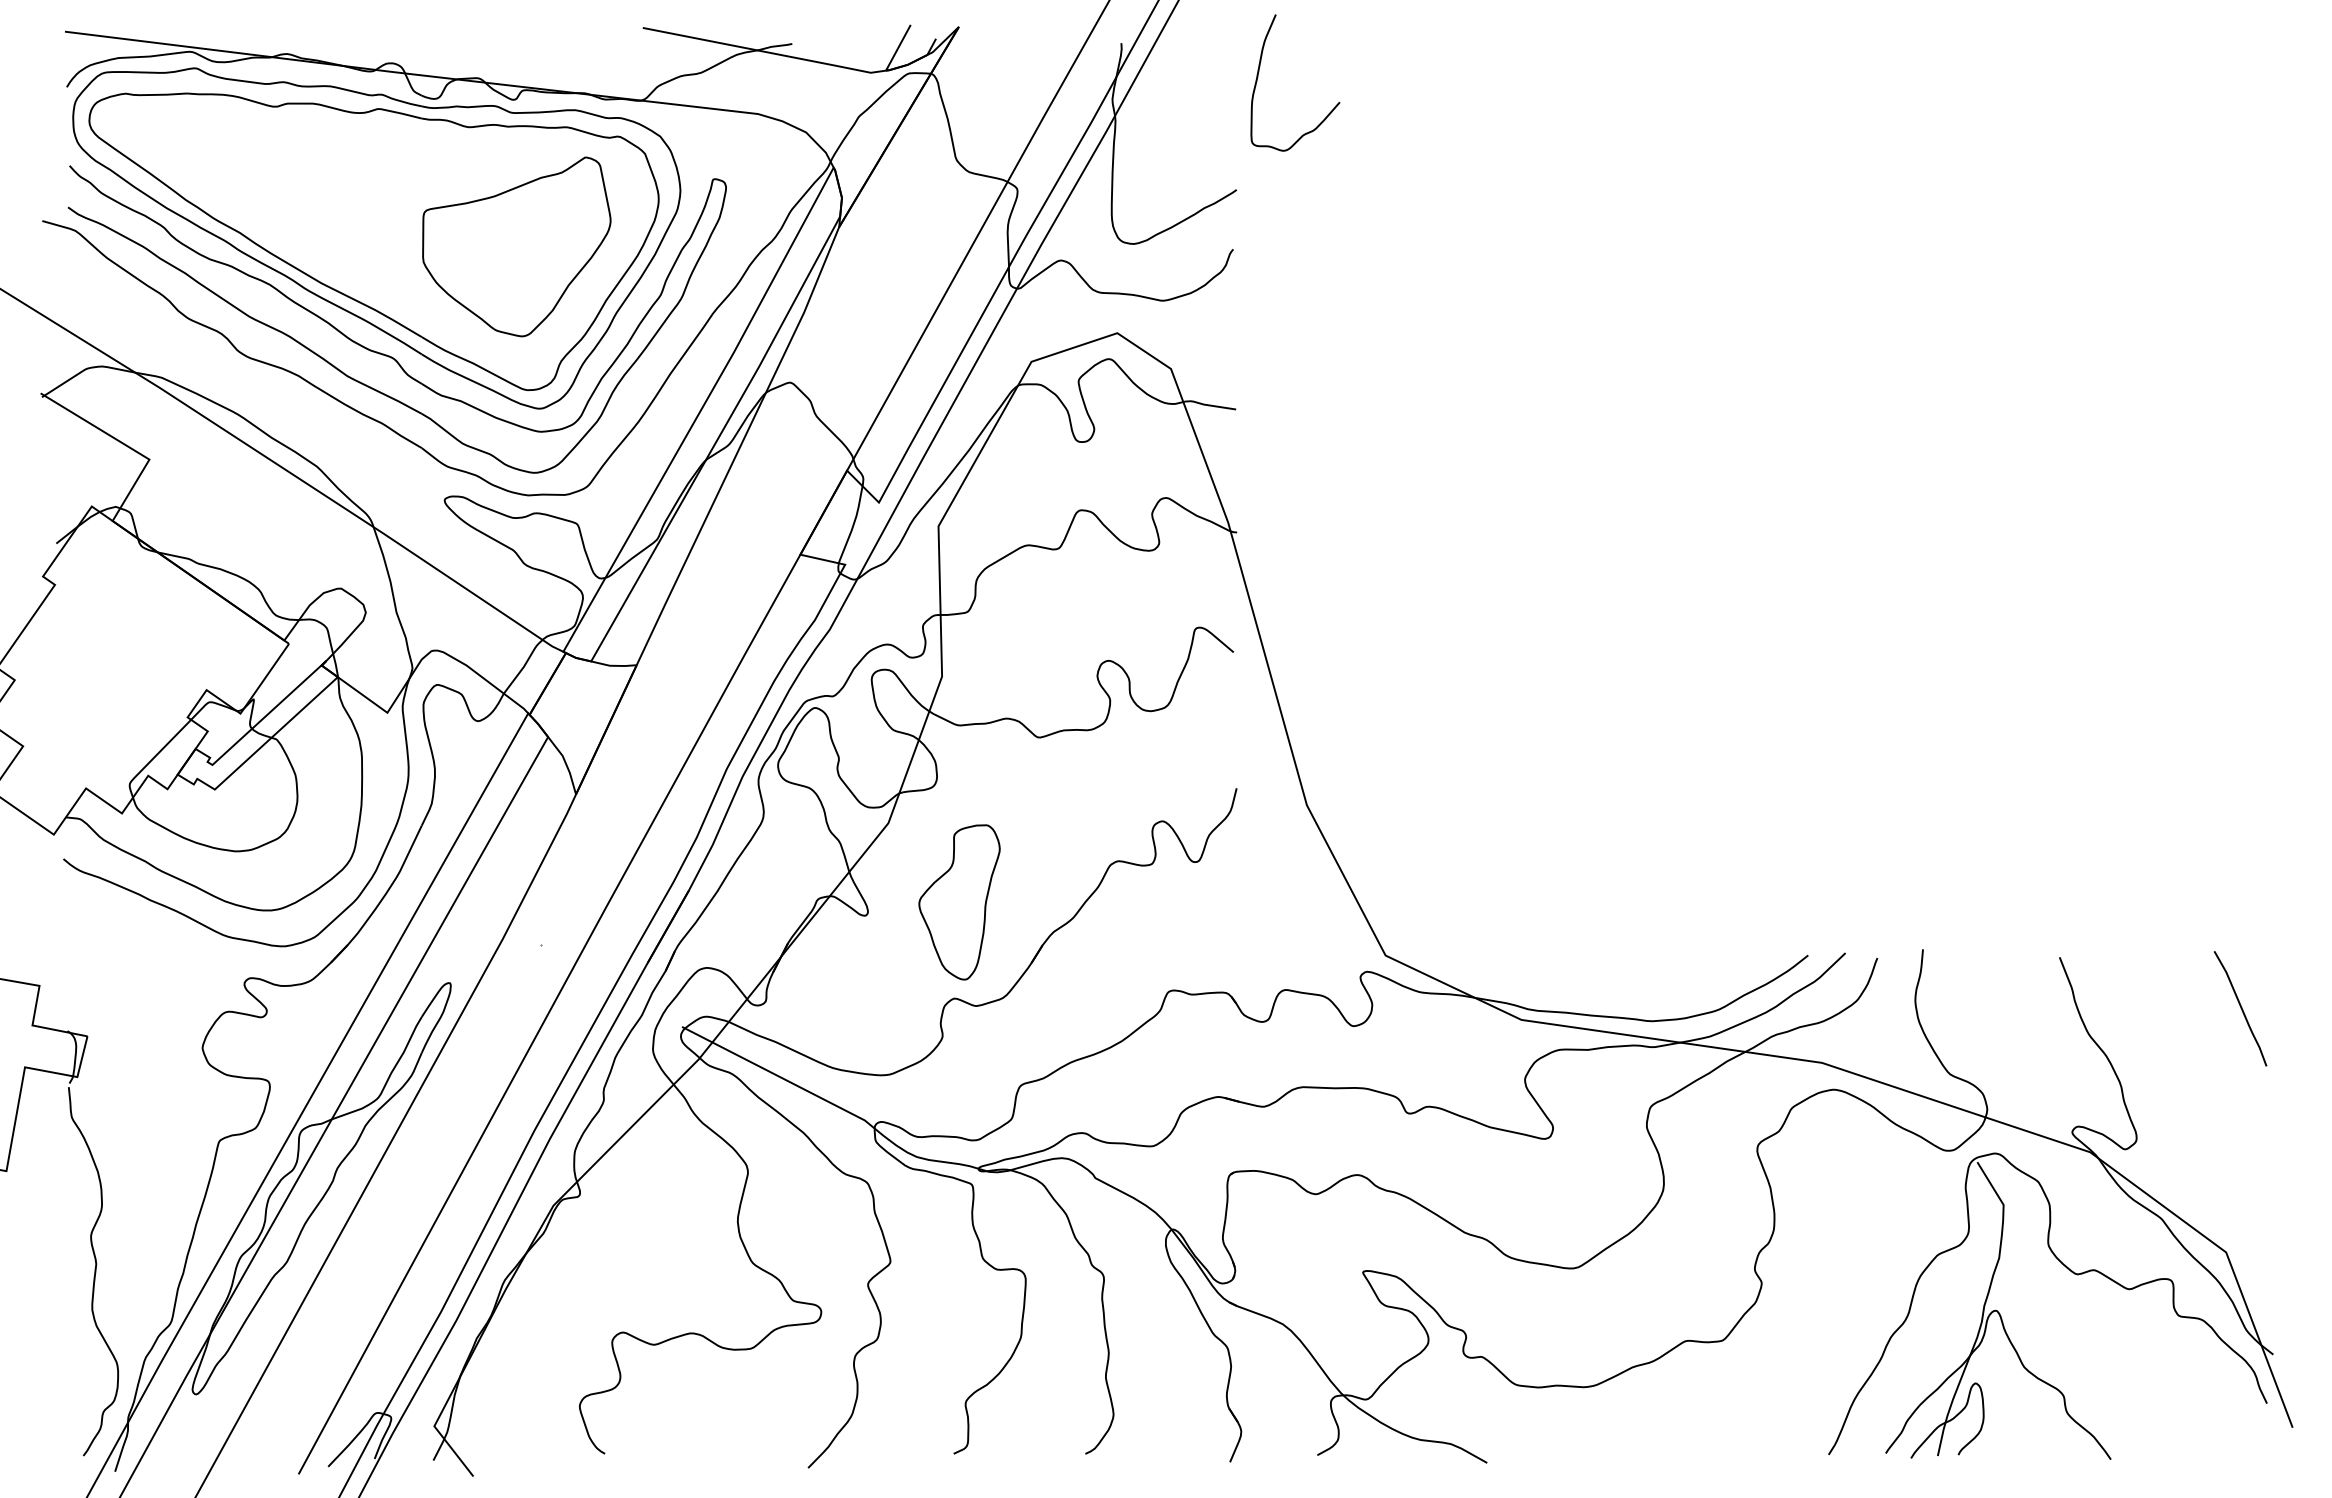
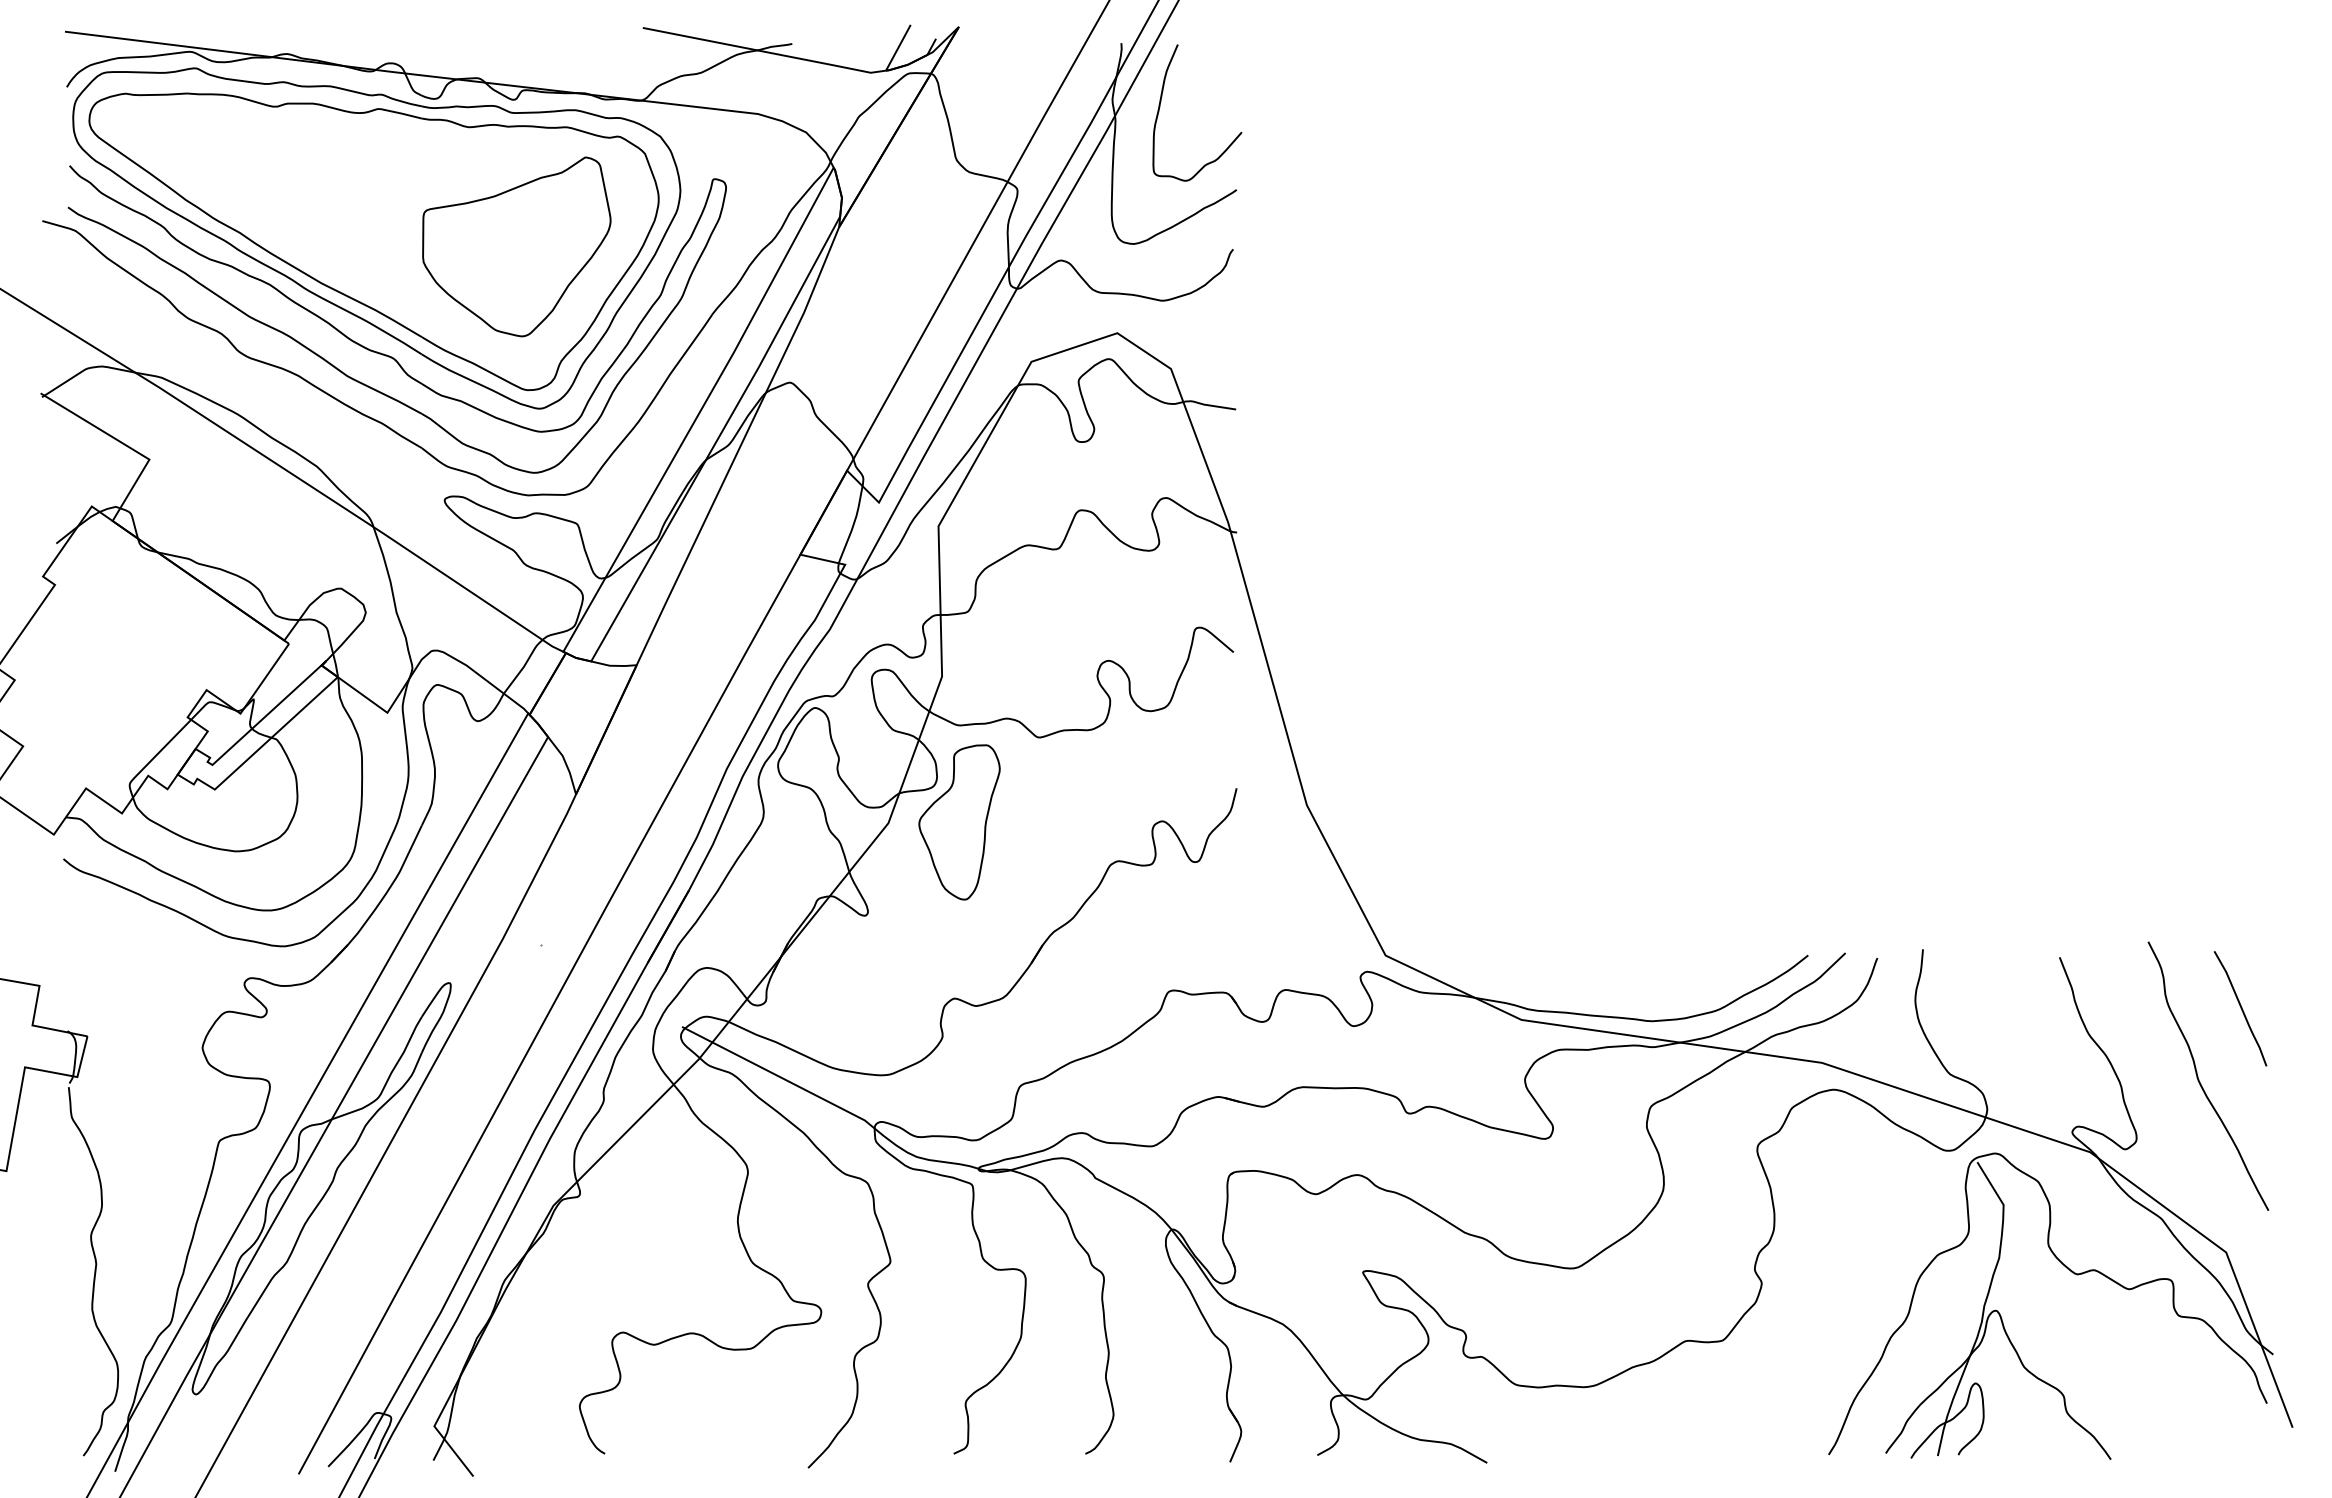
curve position: (1258, 77) -> (1160, 107) (1160, 107)
part position: (959, 902) -> (959, 822) (959, 822)
curve: none -> present (2199, 1079)
